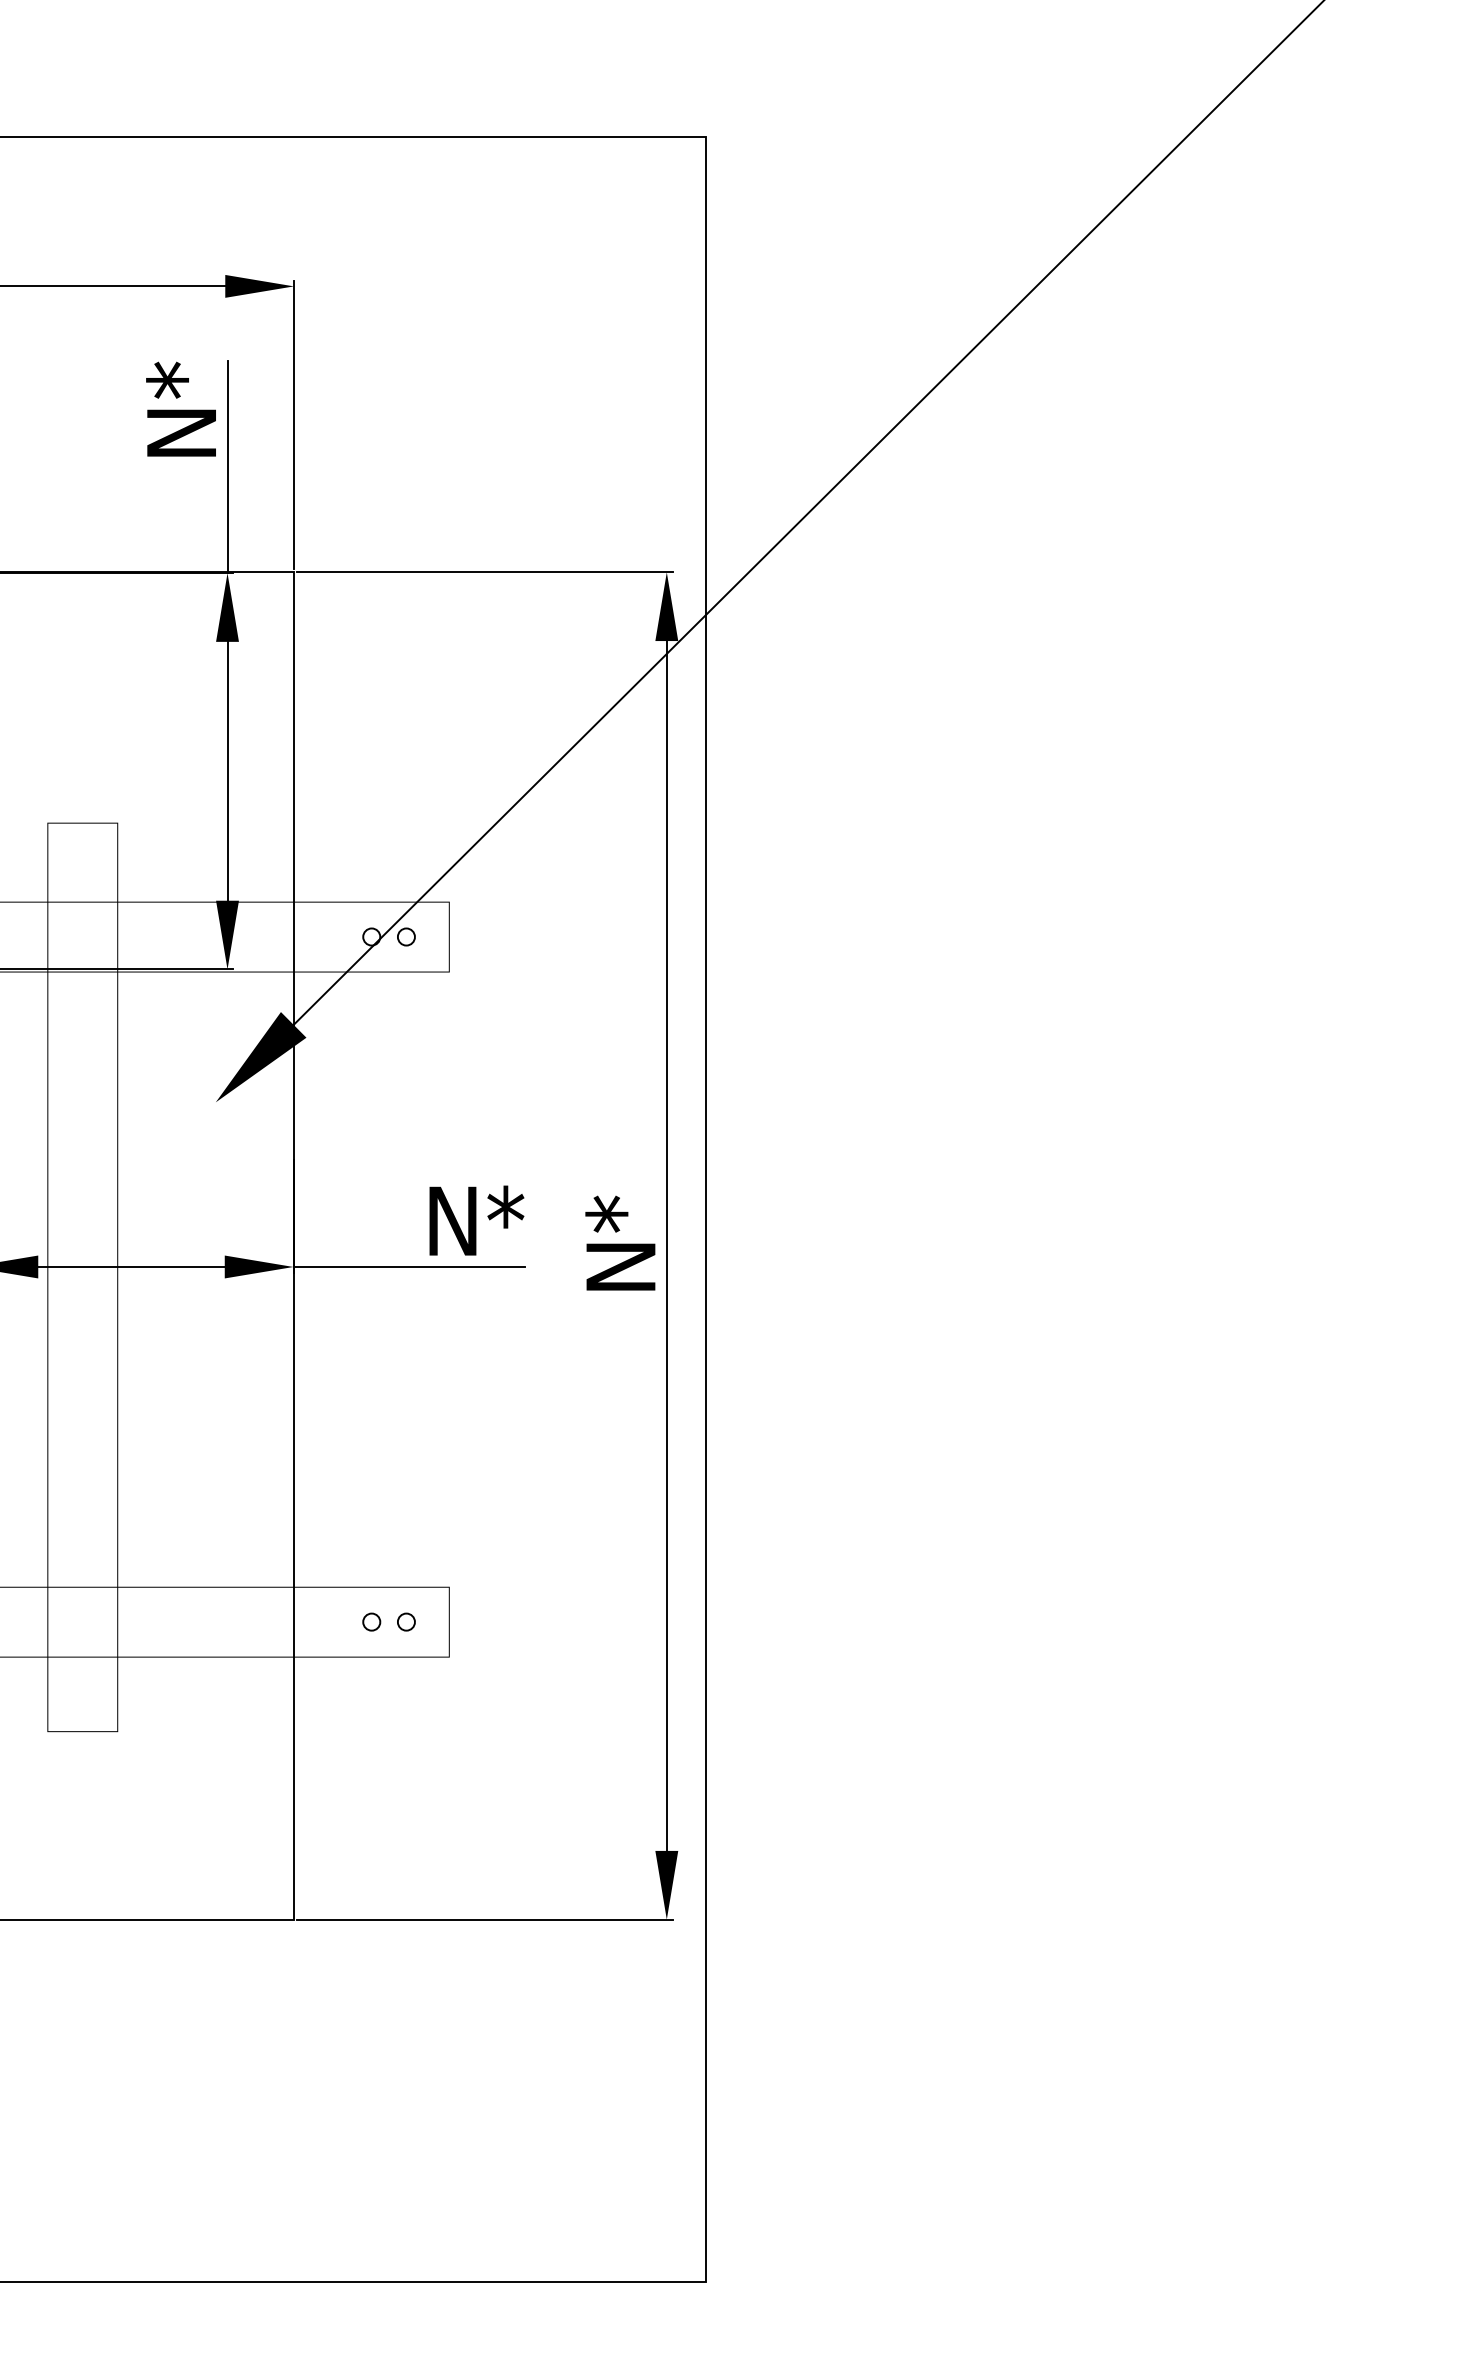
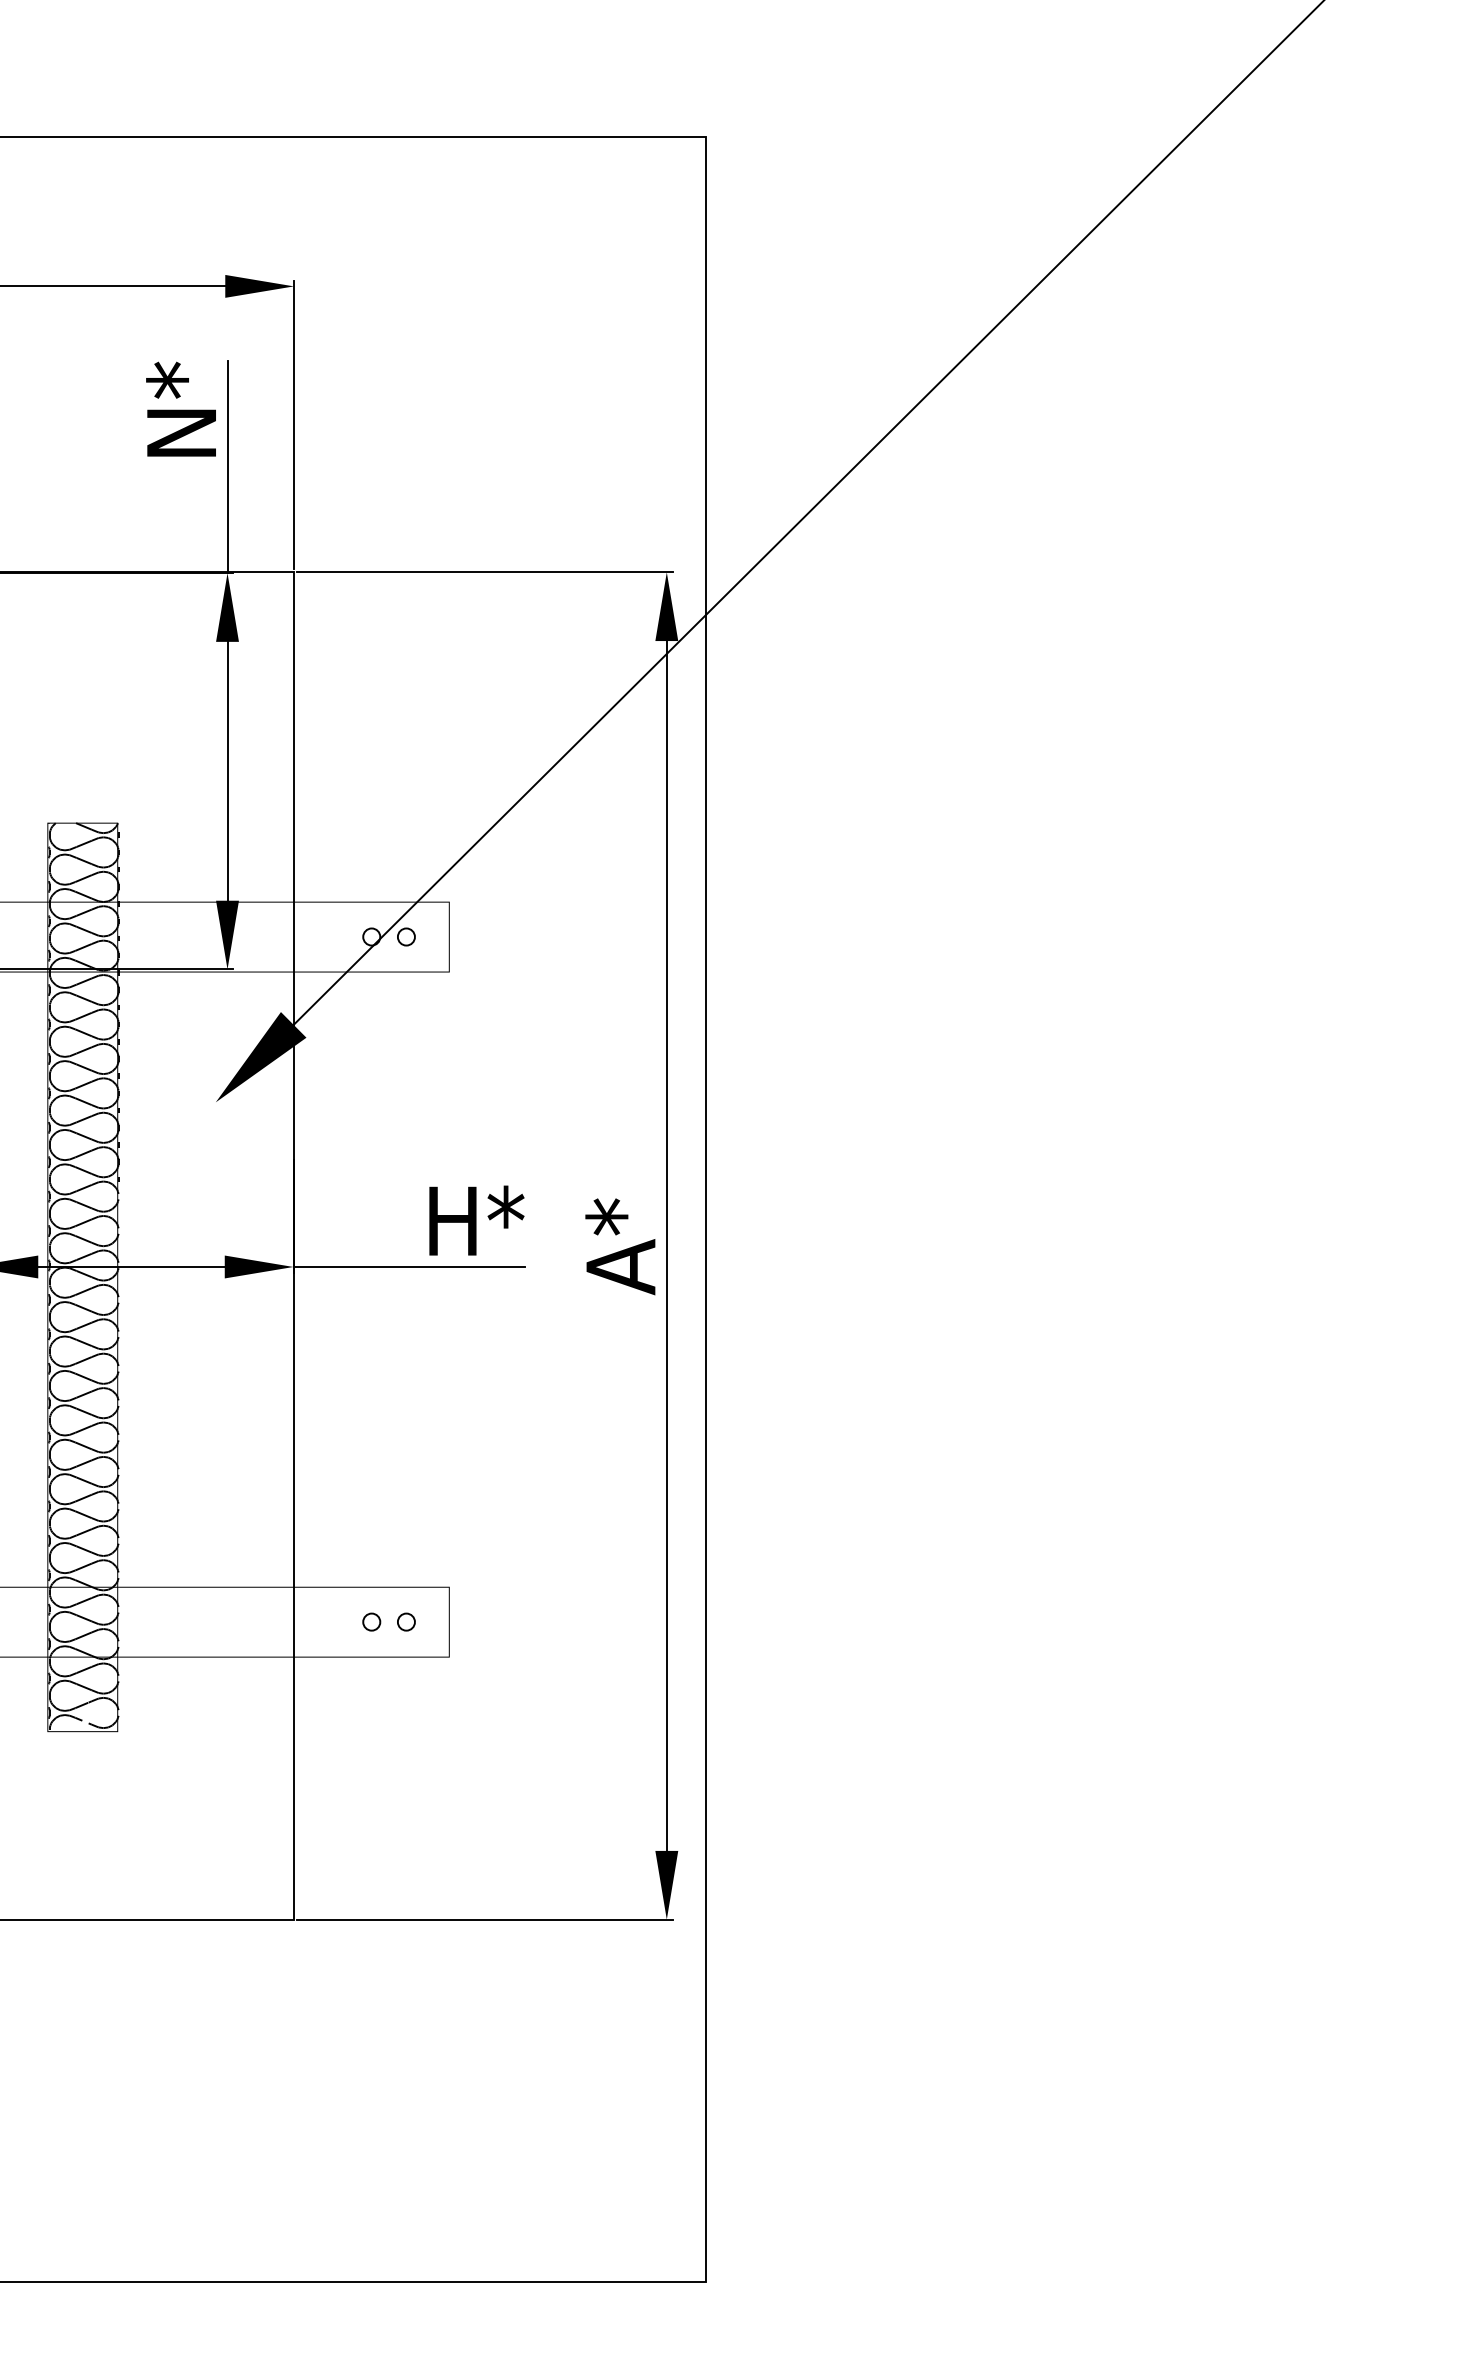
text: N* -> H* (476, 1220)
text: N* -> A* (620, 1245)
hatch: none -> present (83, 1276)
